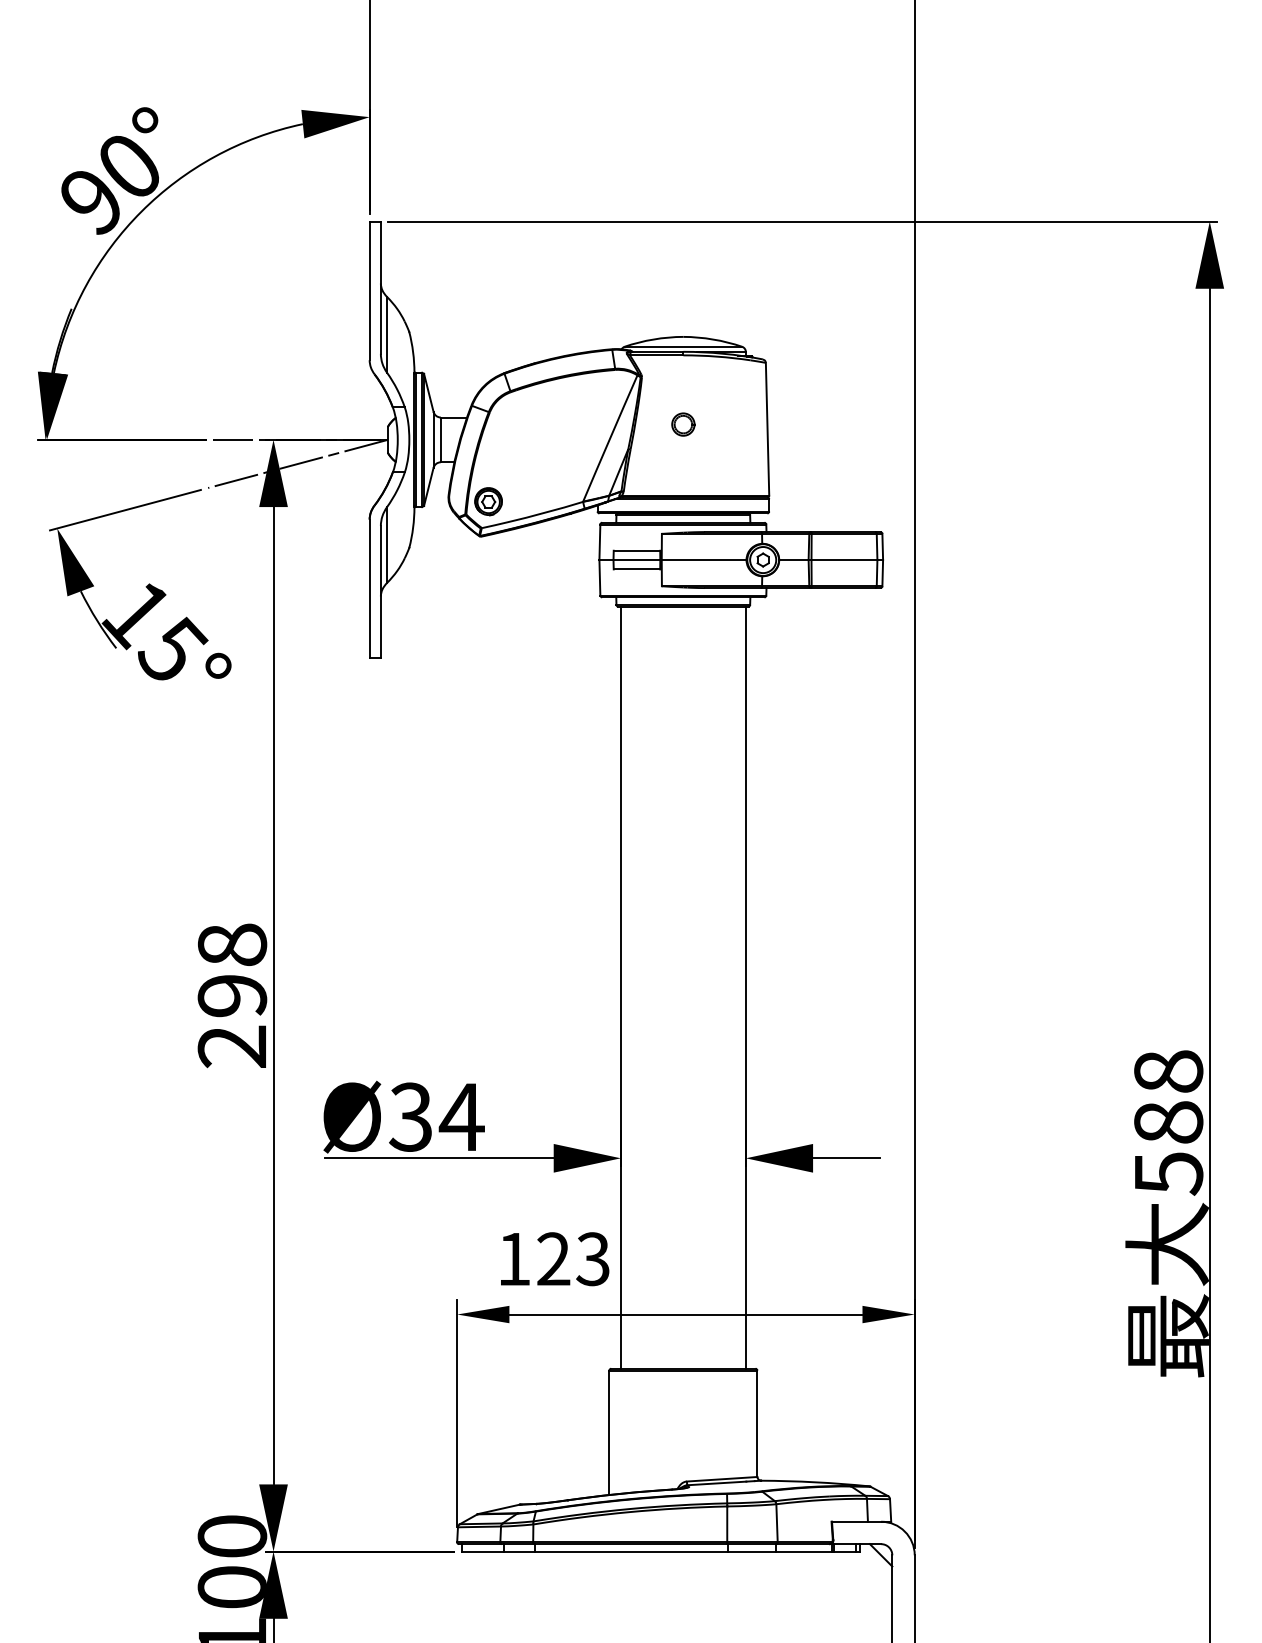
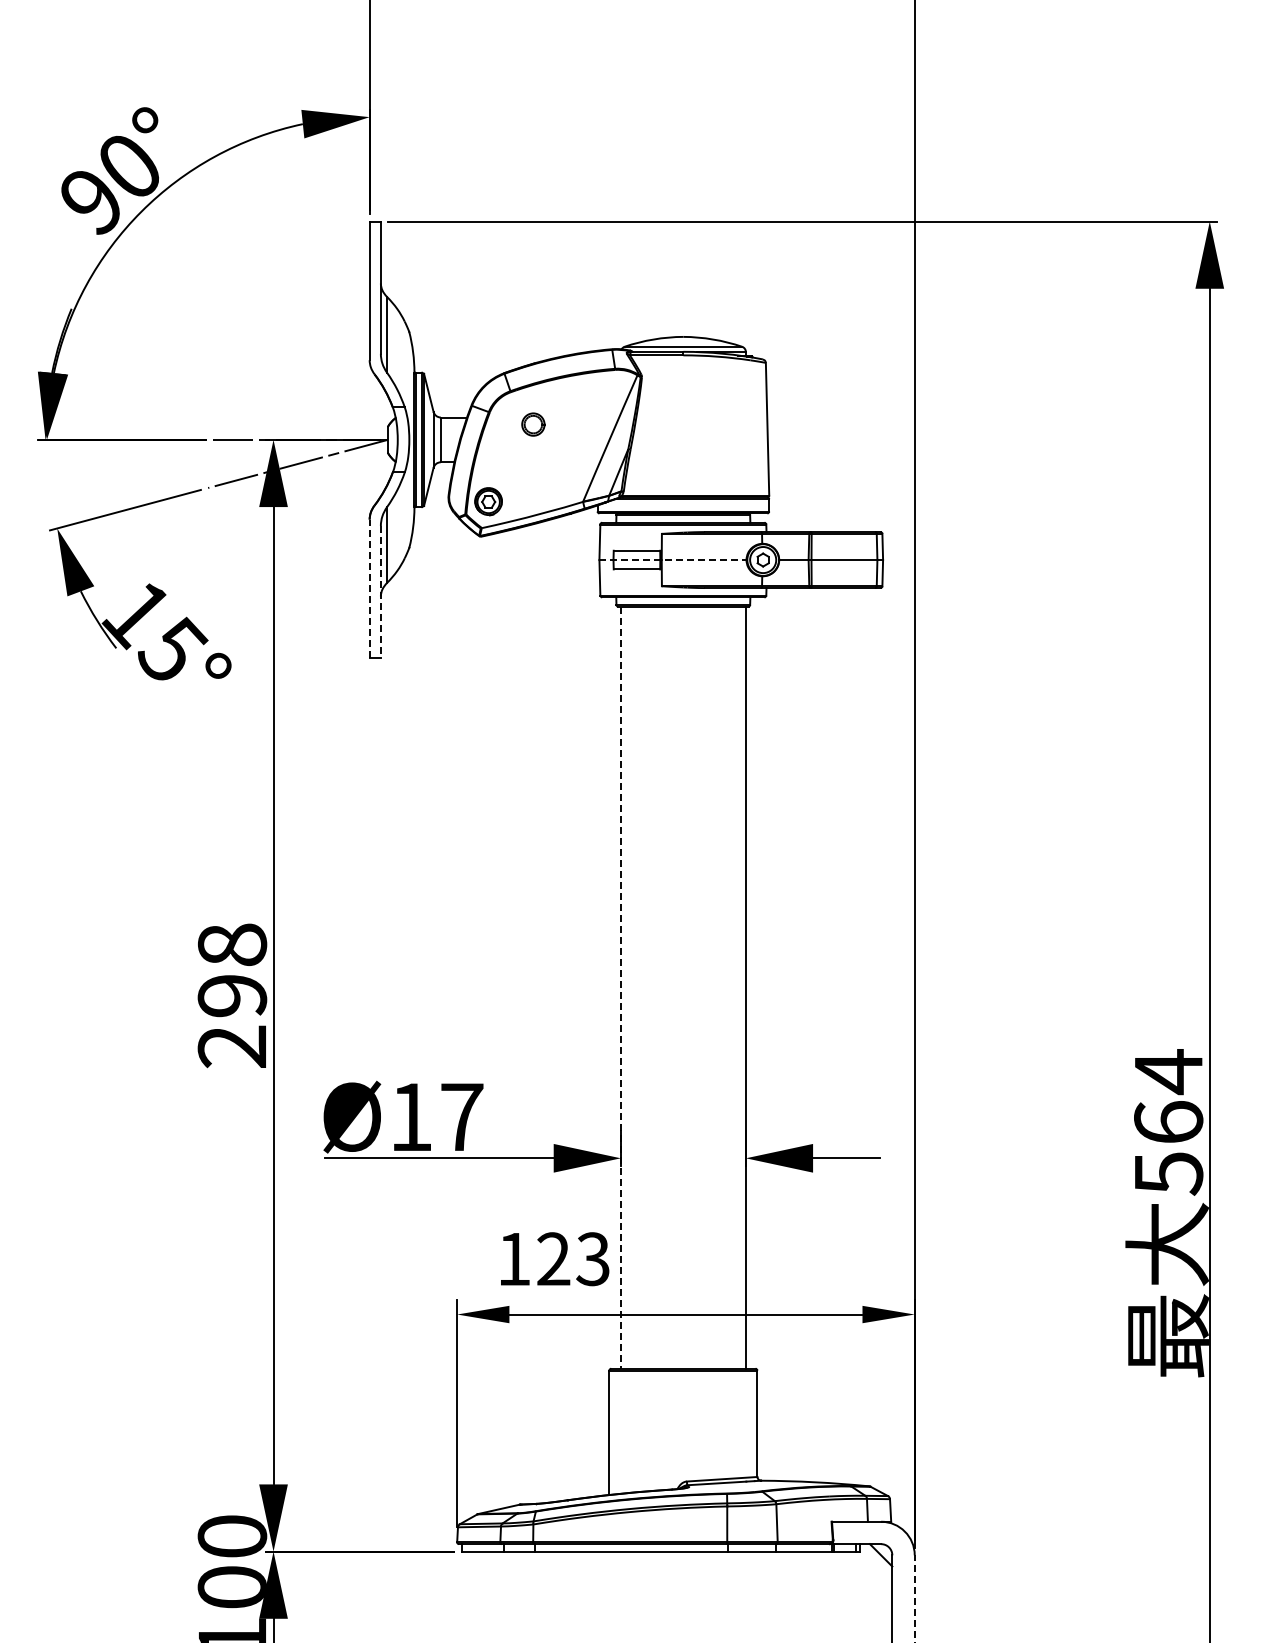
part position: (683, 424) -> (533, 424) (533, 424)
line: solid -> dashed (672, 560)
line: solid -> dashed (369, 588)
line: solid -> dashed (380, 592)
line: solid -> dashed (620, 988)
text: 588 -> 564 (1168, 1096)
text: Ø34 -> Ø17 (436, 1116)
line: solid -> dashed (914, 1598)
